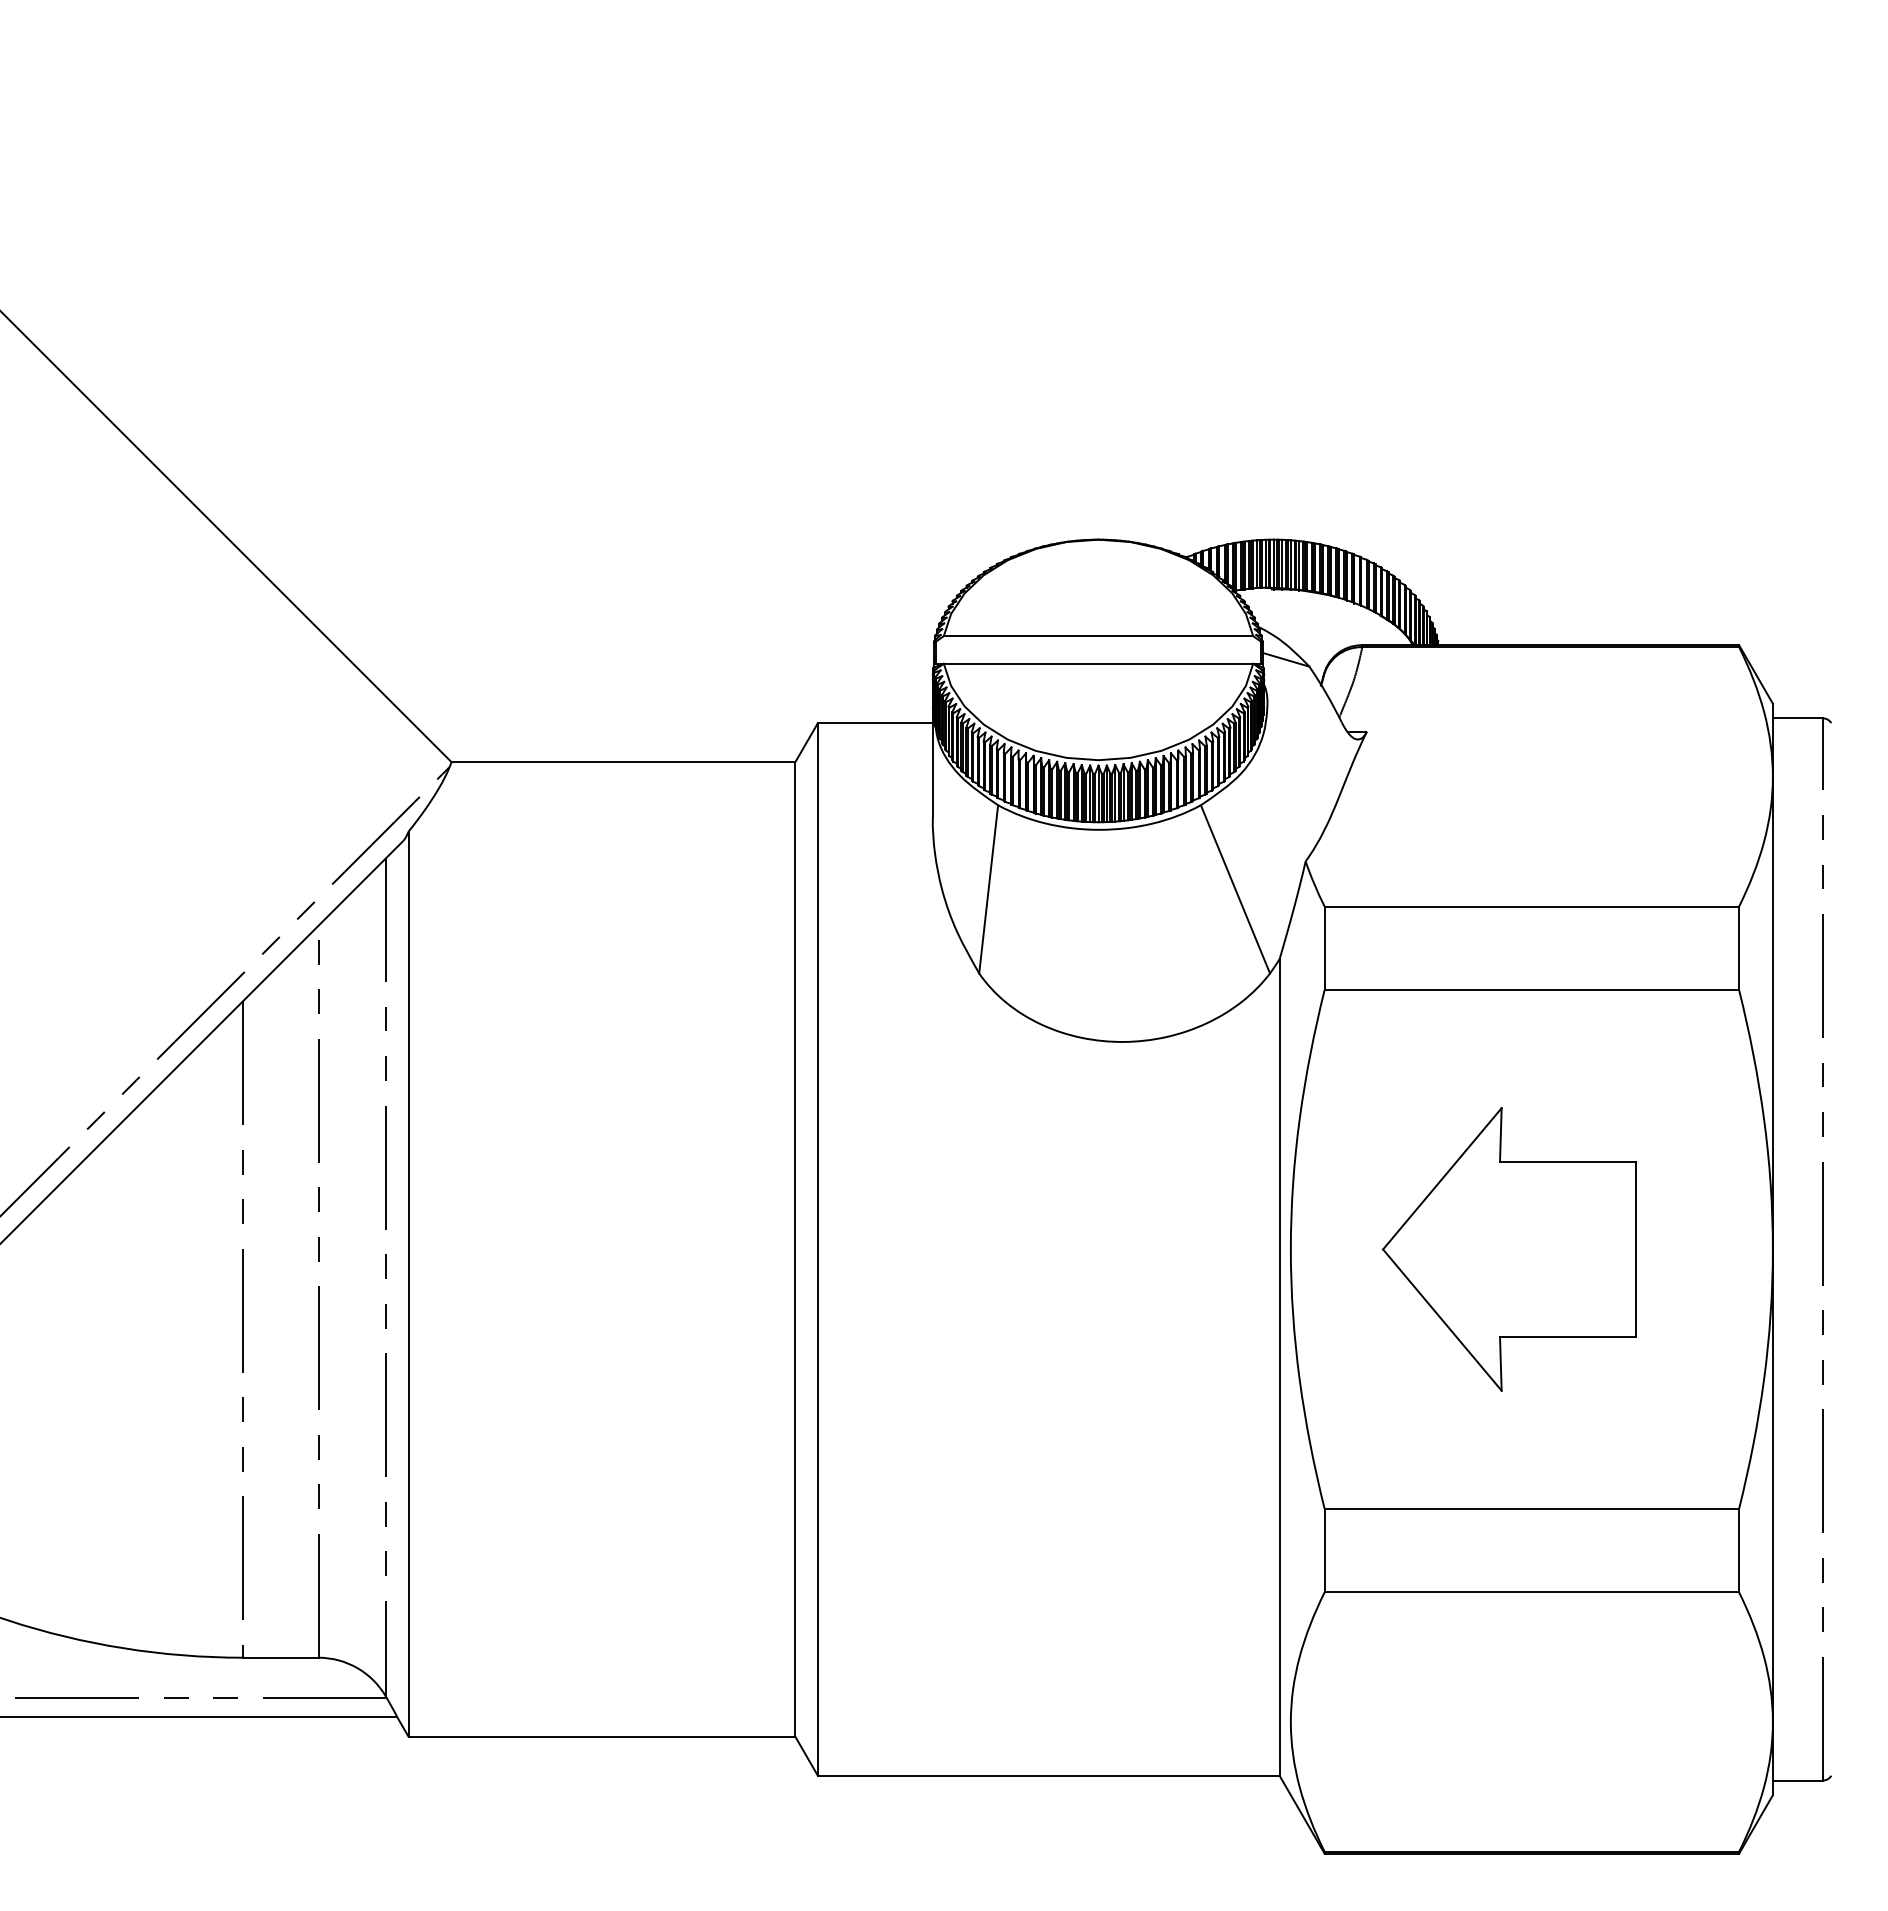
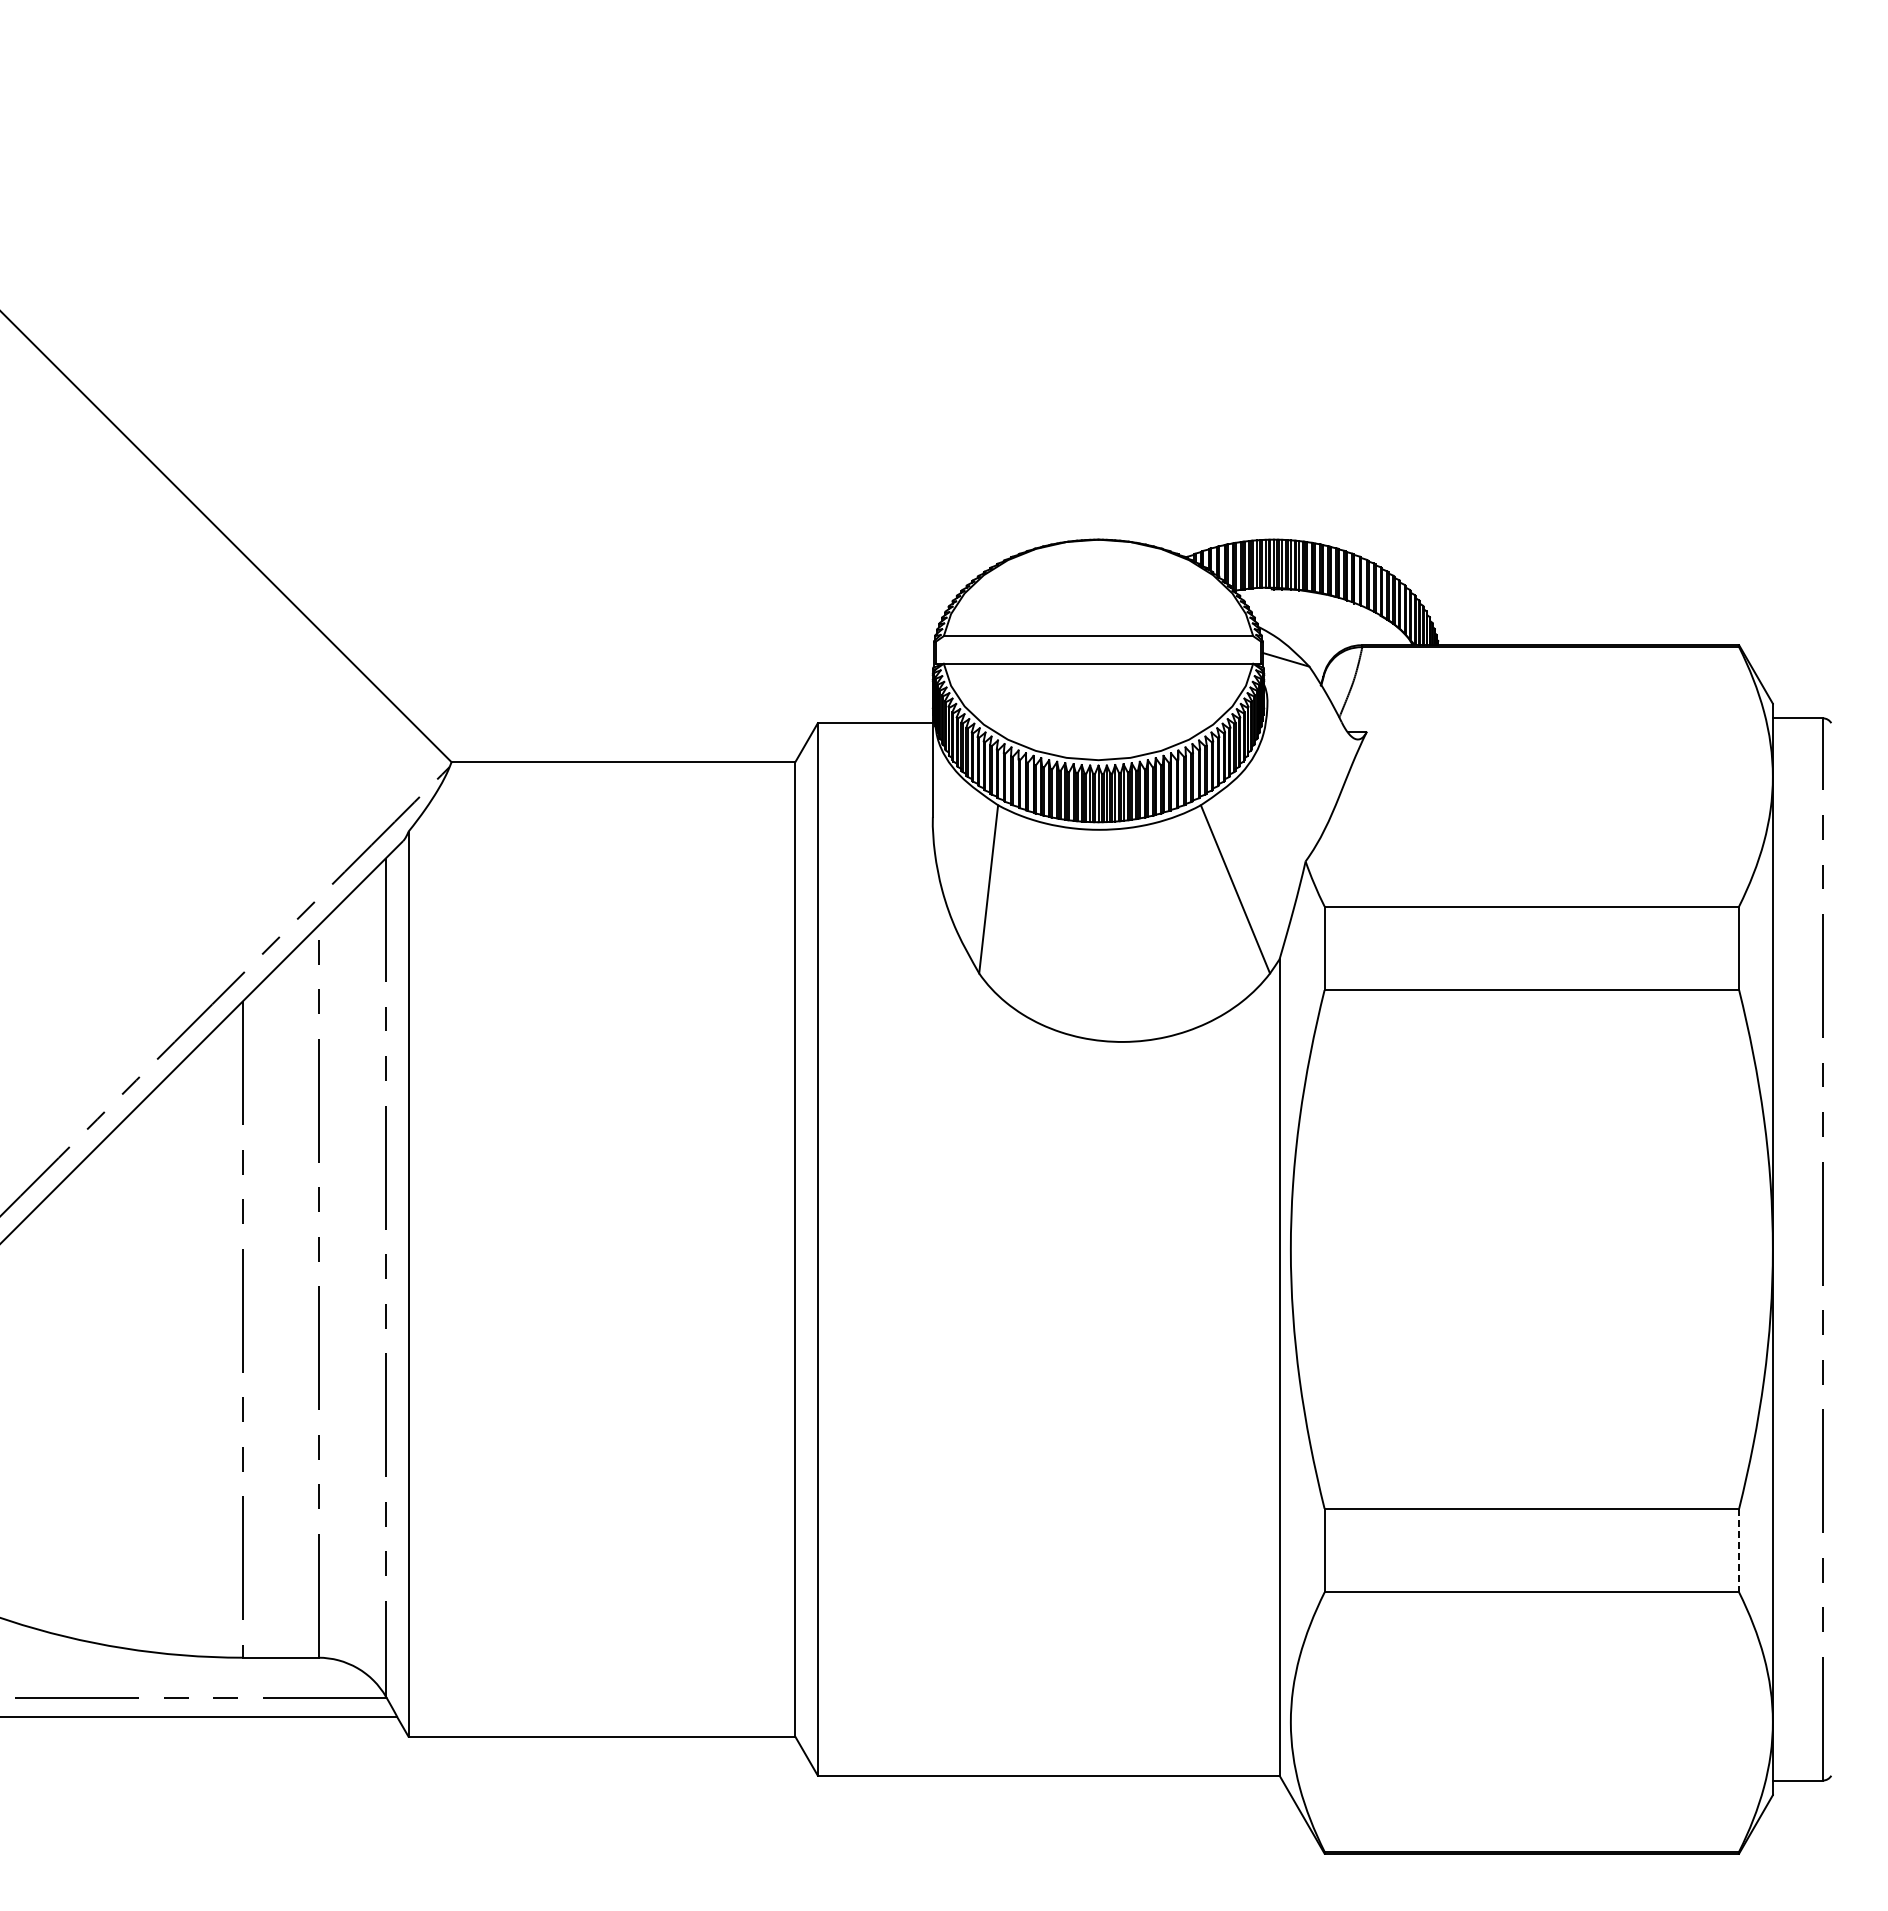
part: present -> none (1508, 1249)
line: solid -> dashed (1739, 1550)
